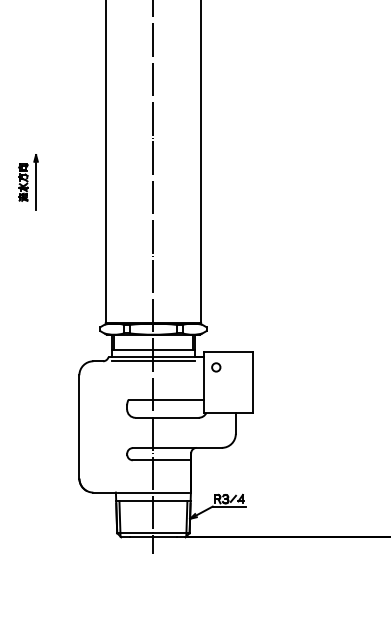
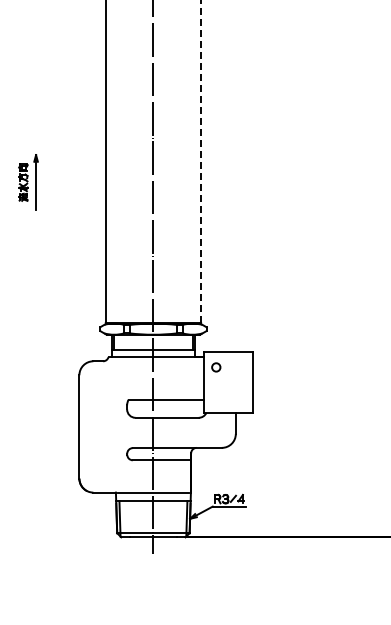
line: solid -> dashed (200, 160)
line: present -> none (153, 361)
